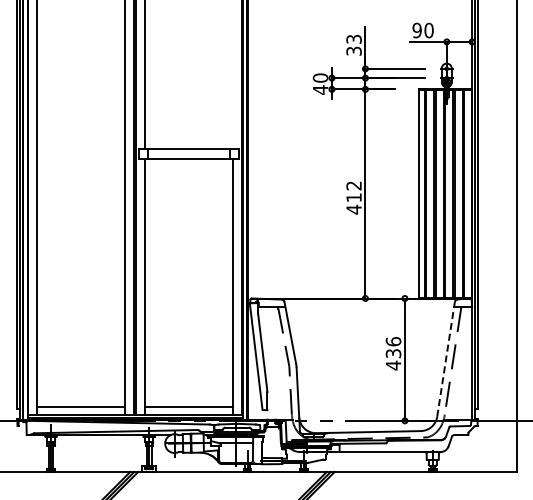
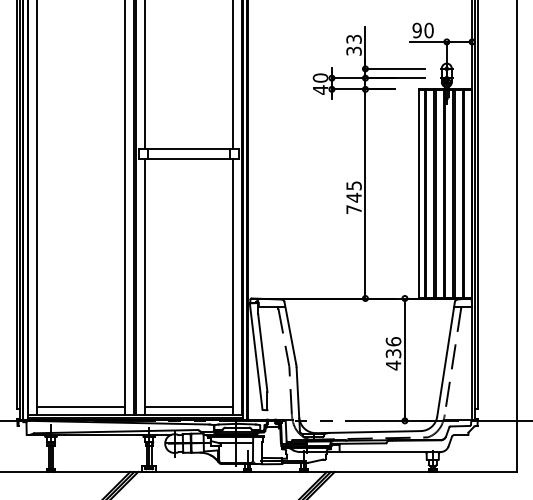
line: none -> present (233, 75)
text: 412 -> 745 (353, 197)
line: dashed -> solid (446, 358)
